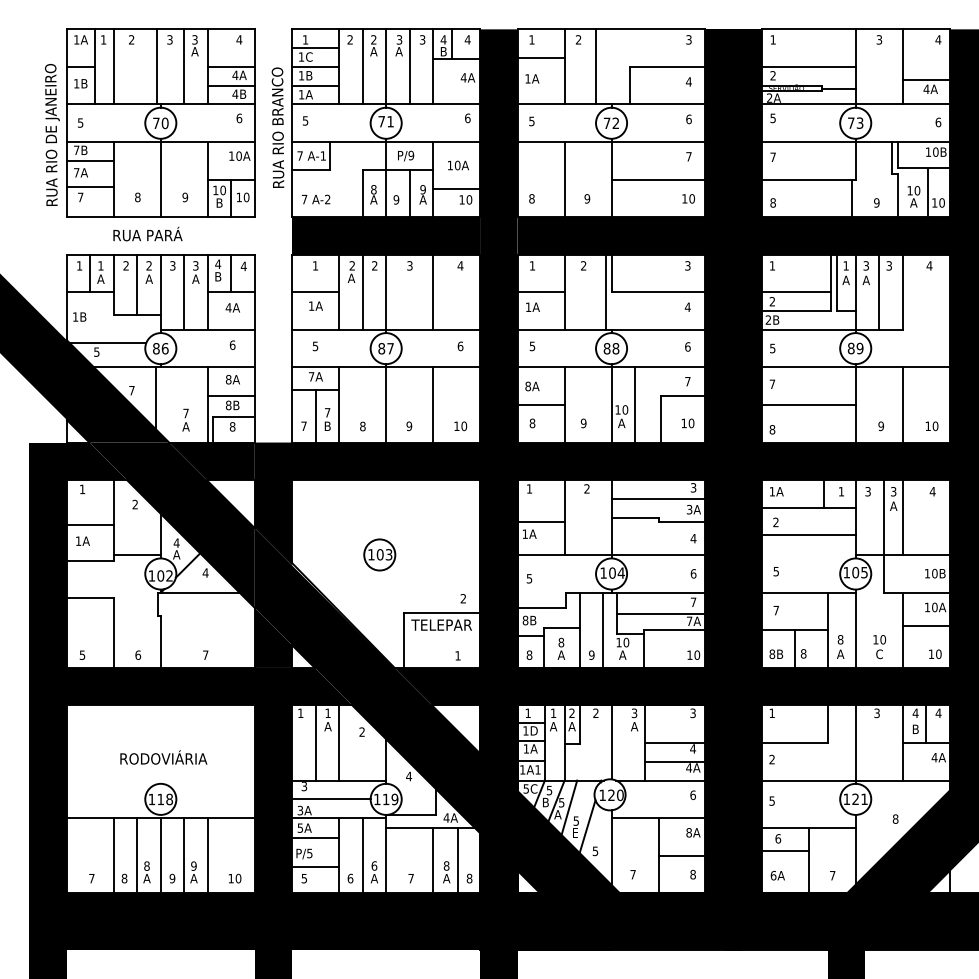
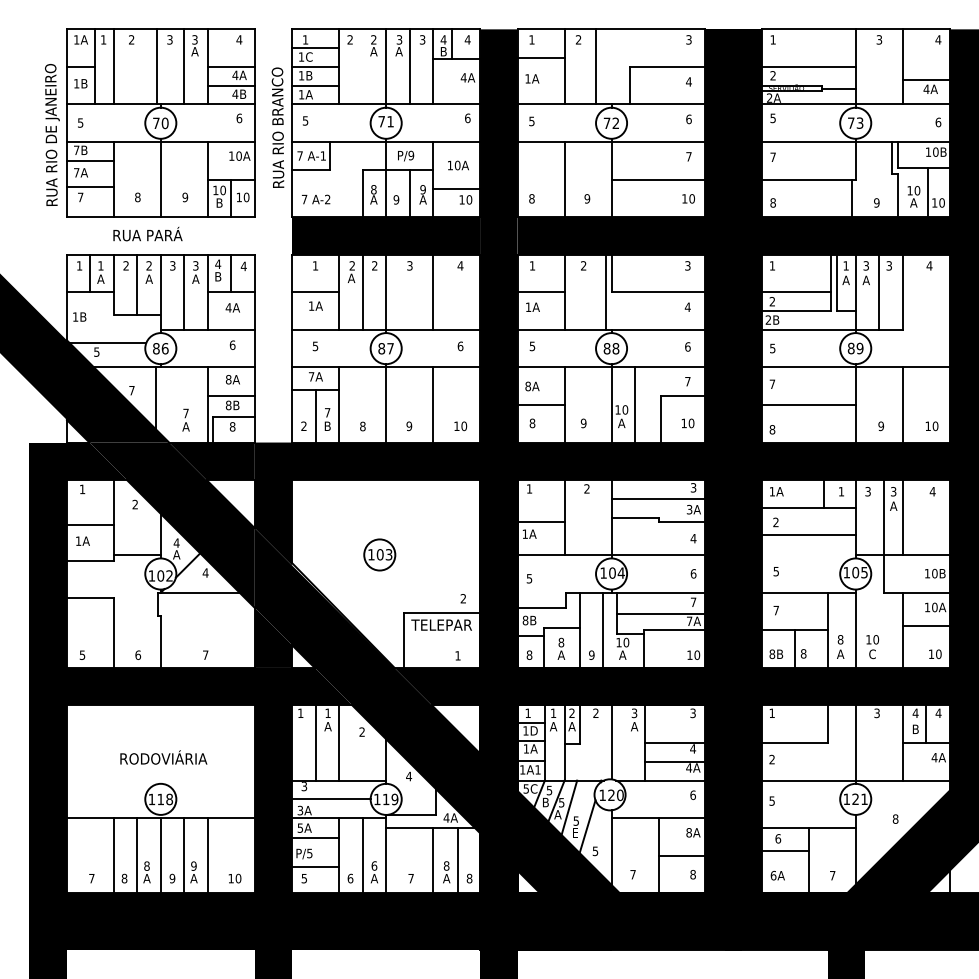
line: present -> none (362, 66)
text: 7 -> 2 (303, 425)
text position: (879, 647) -> (872, 647) (872, 647)
